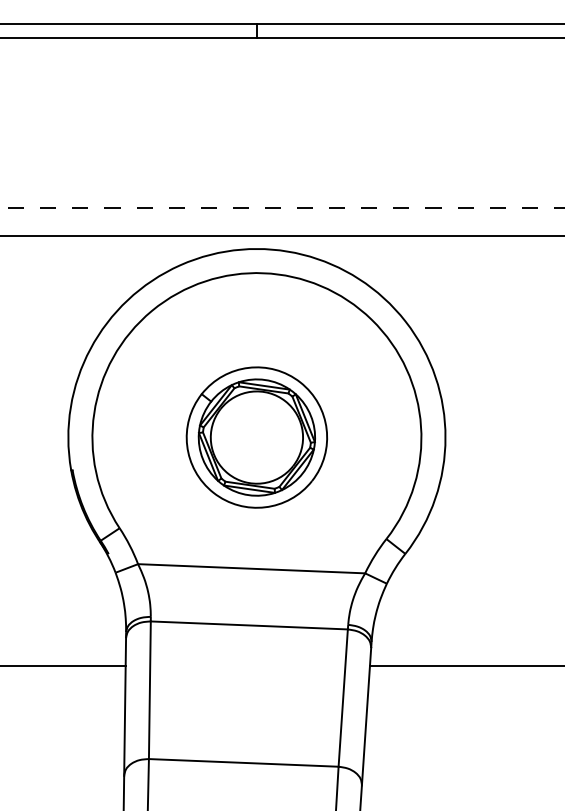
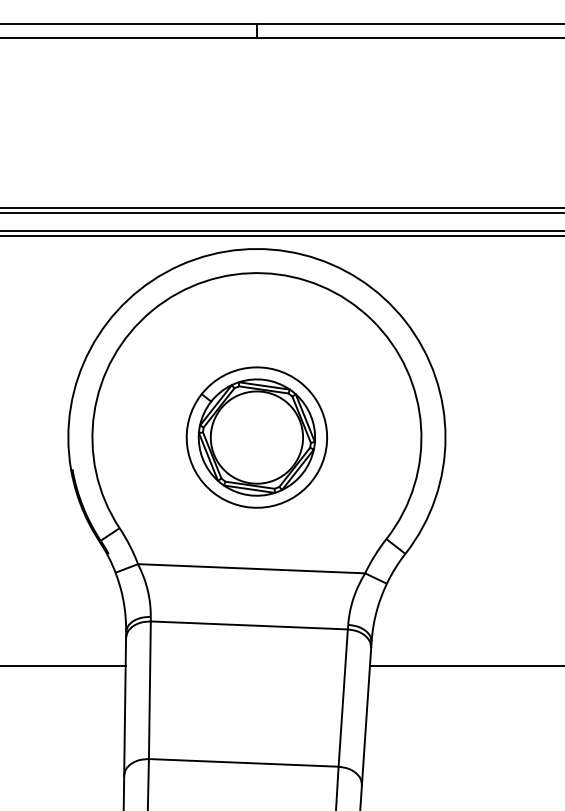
line: dashed -> solid (281, 207)
line: none -> present (281, 213)
line: none -> present (281, 230)
